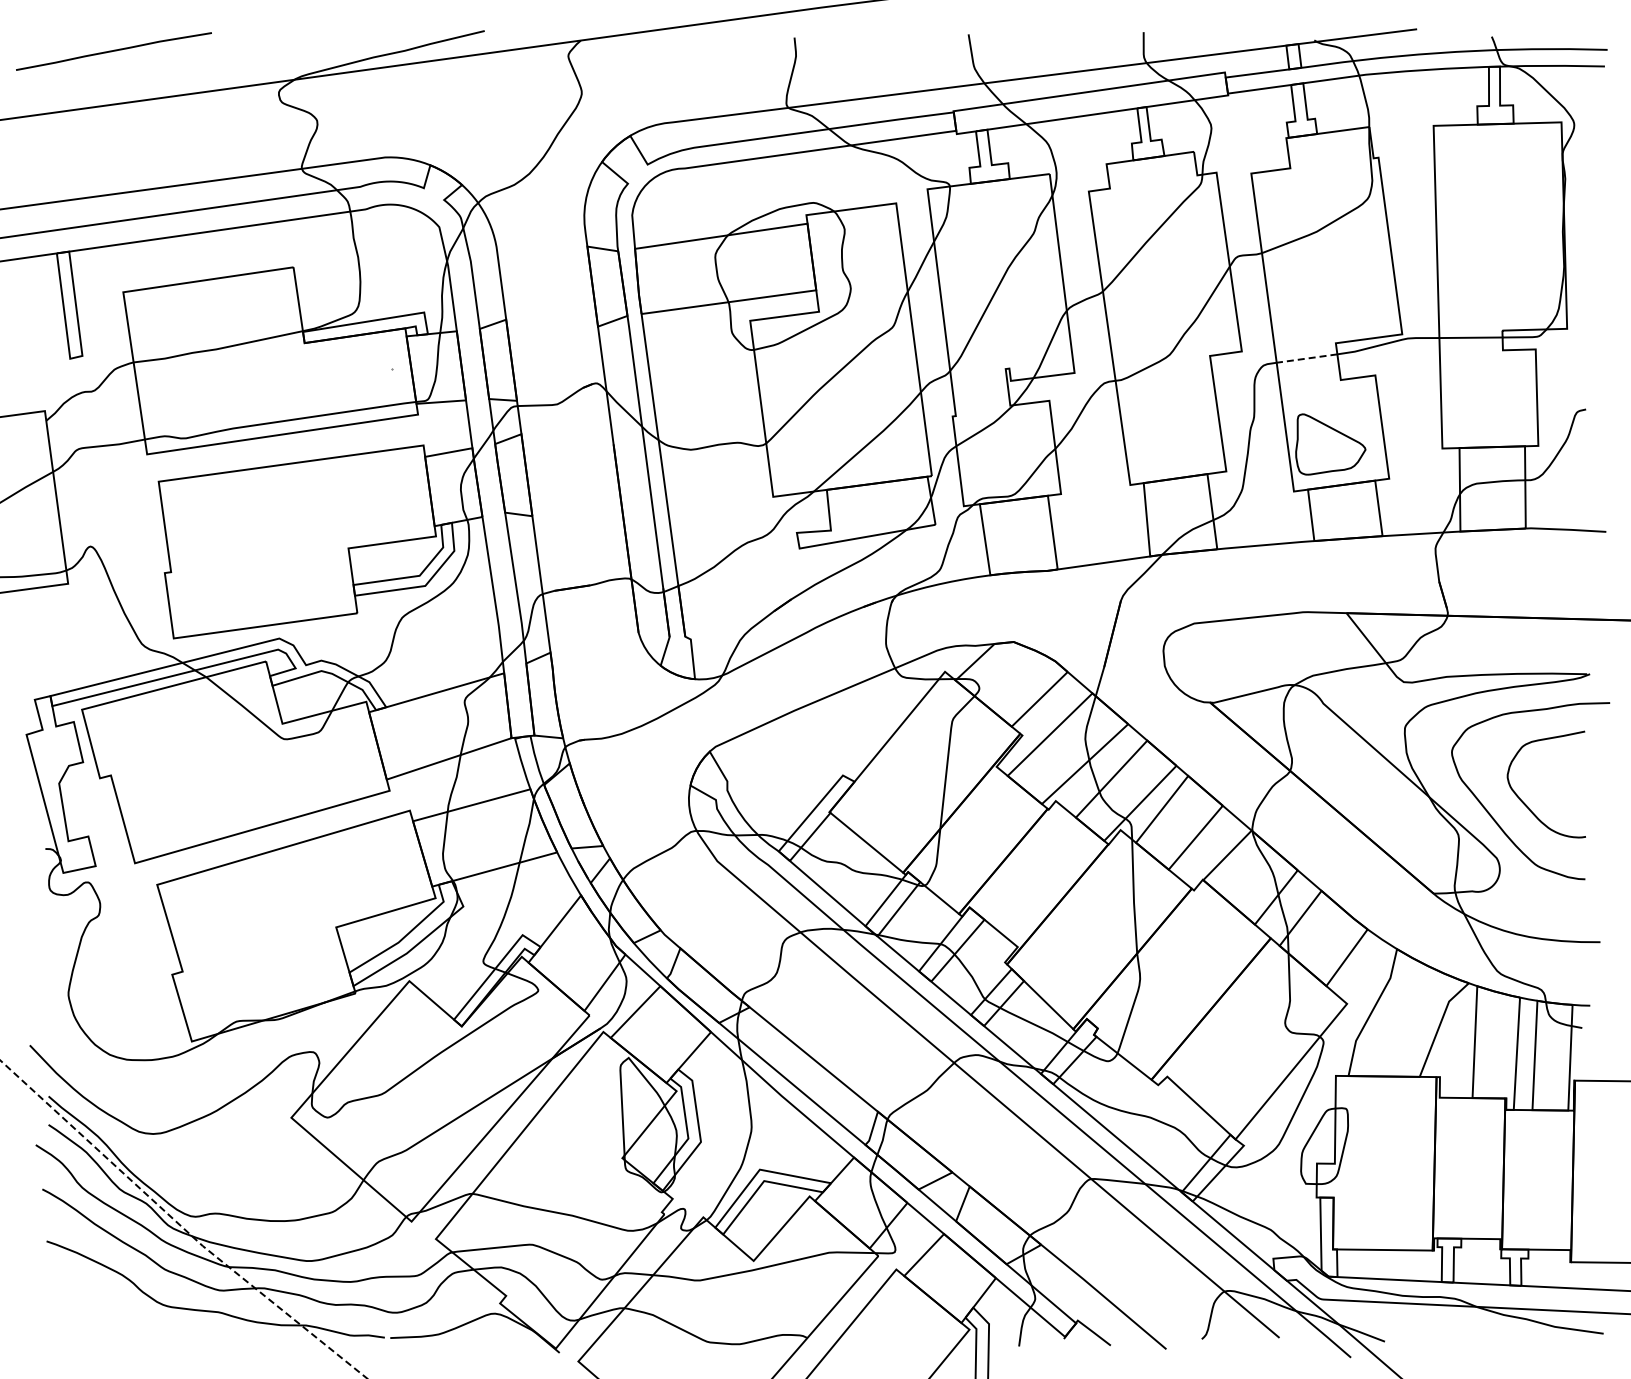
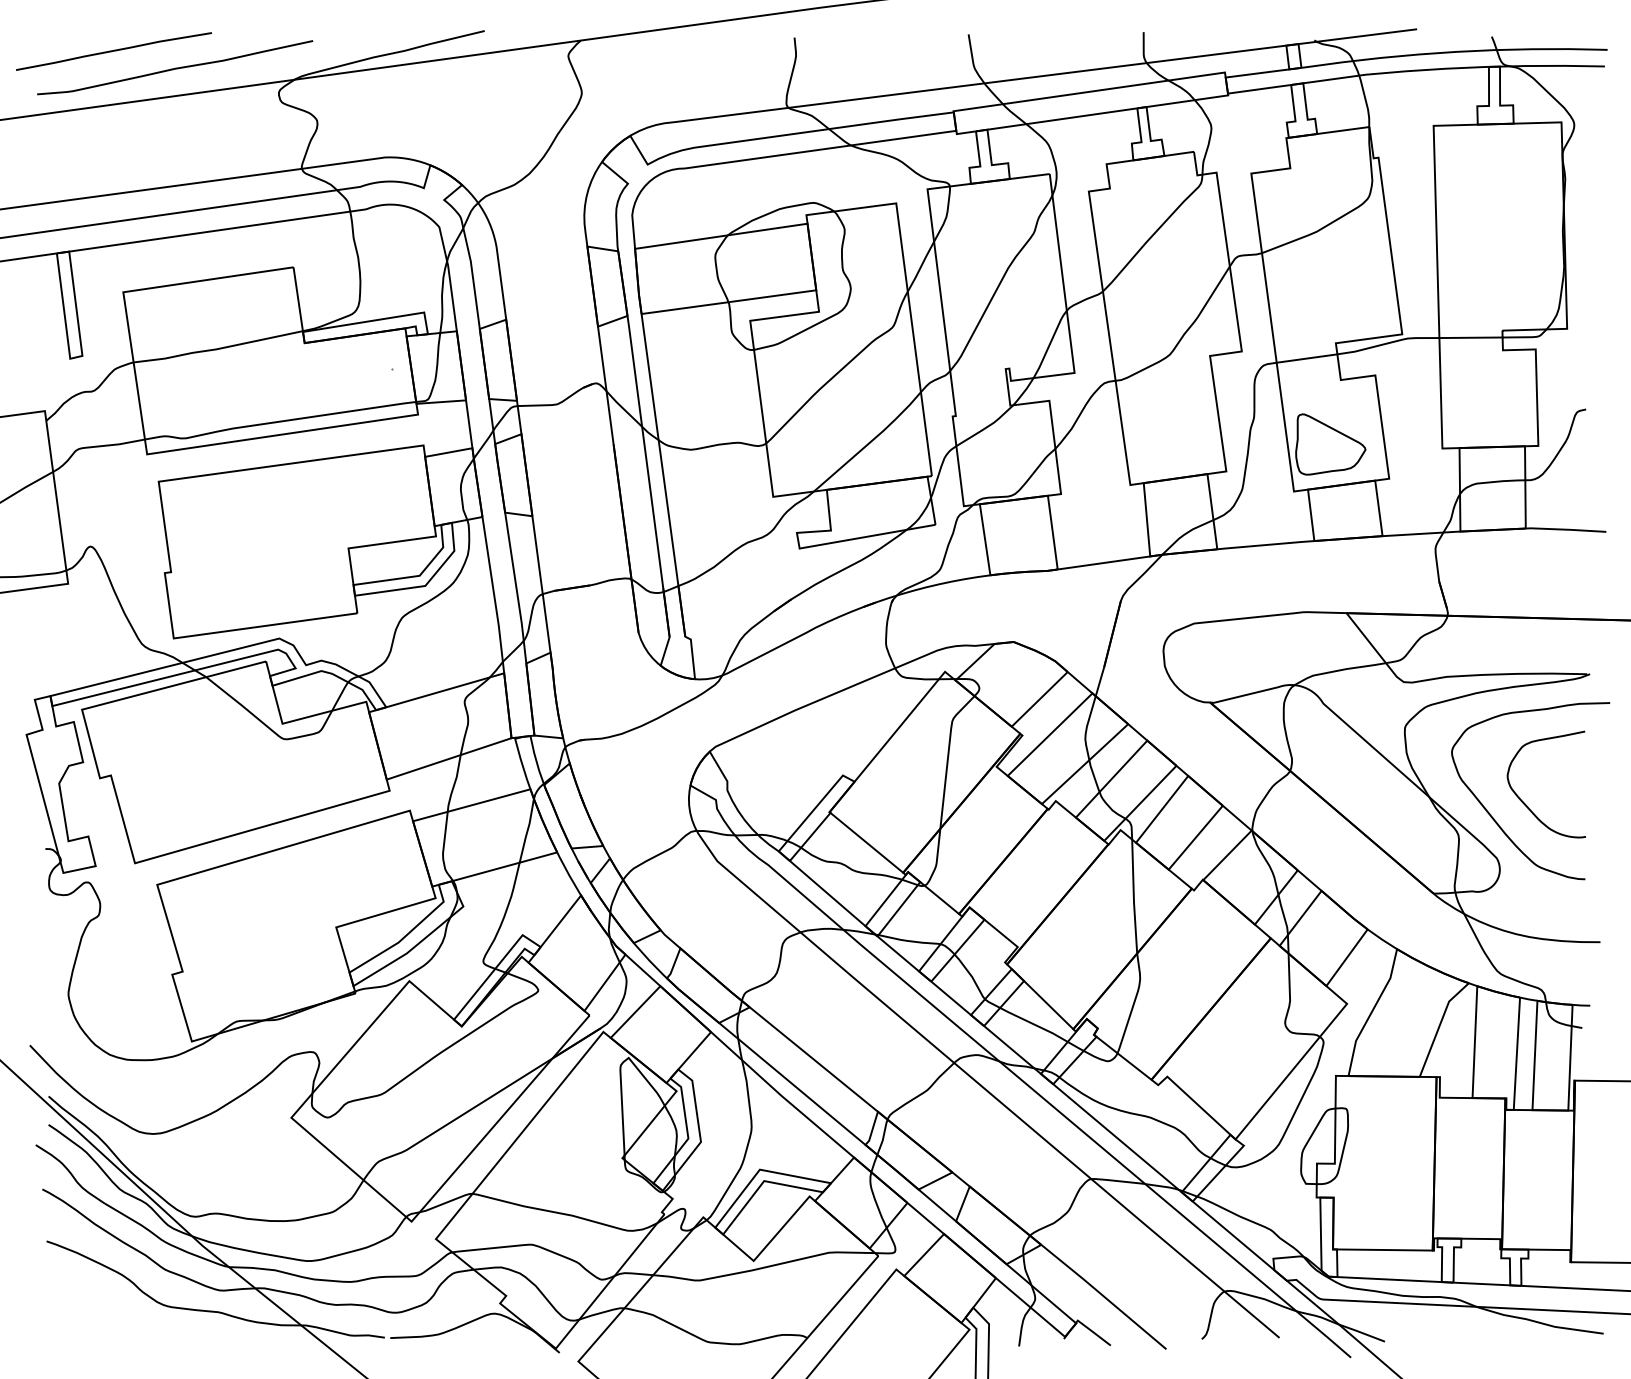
curve: none -> present (175, 67)
line: dashed -> solid (1307, 358)
line: dashed -> solid (179, 1225)
